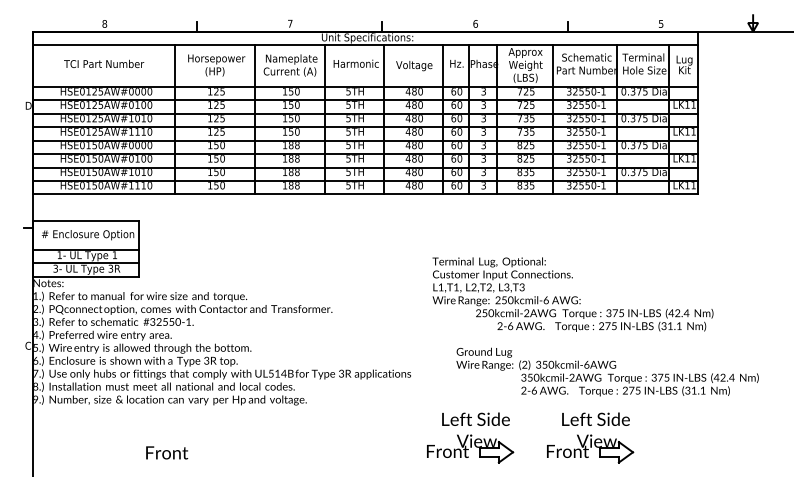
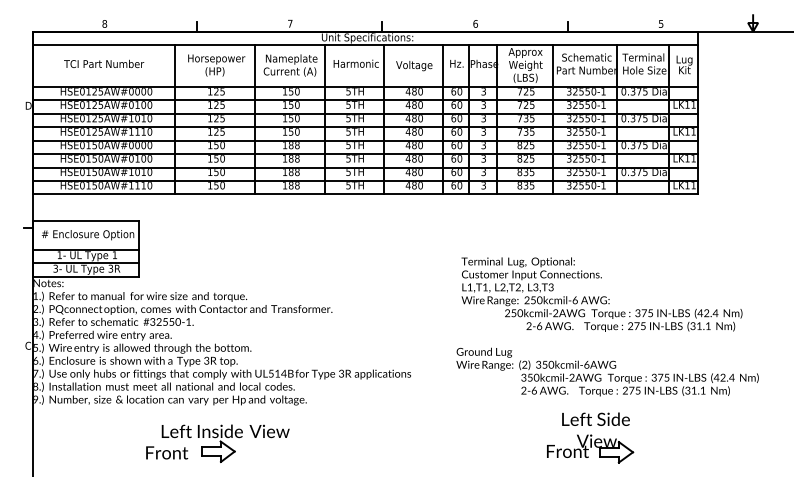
text position: (572, 294) -> (601, 294) (601, 294)
part: present -> none (470, 437)
part: none -> present (225, 443)
